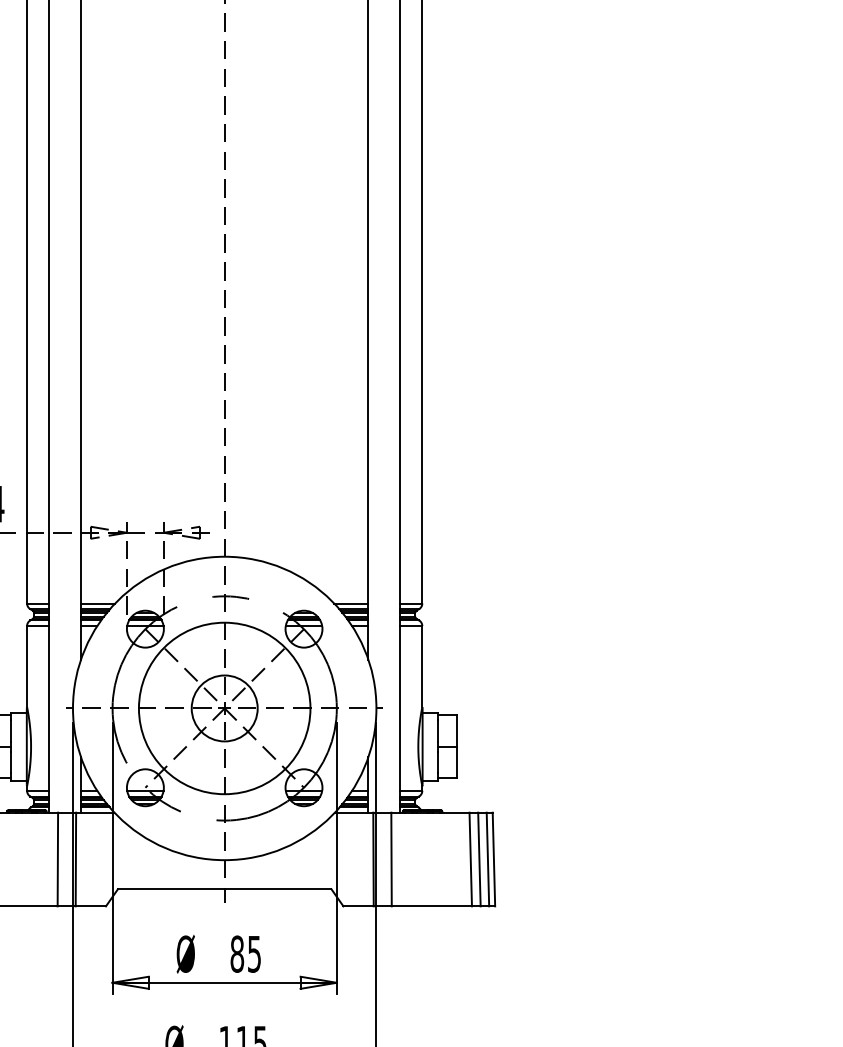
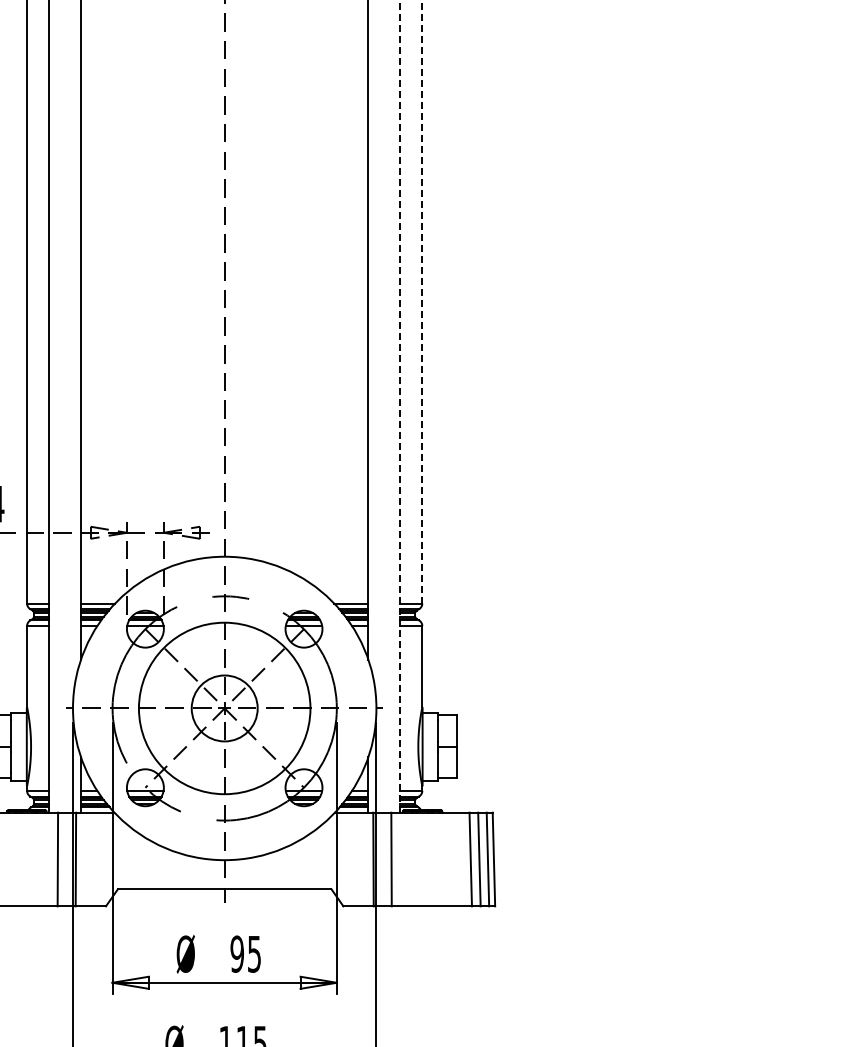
line: solid -> dashed (422, 301)
line: solid -> dashed (400, 405)
text: 85 -> 95 (237, 953)
